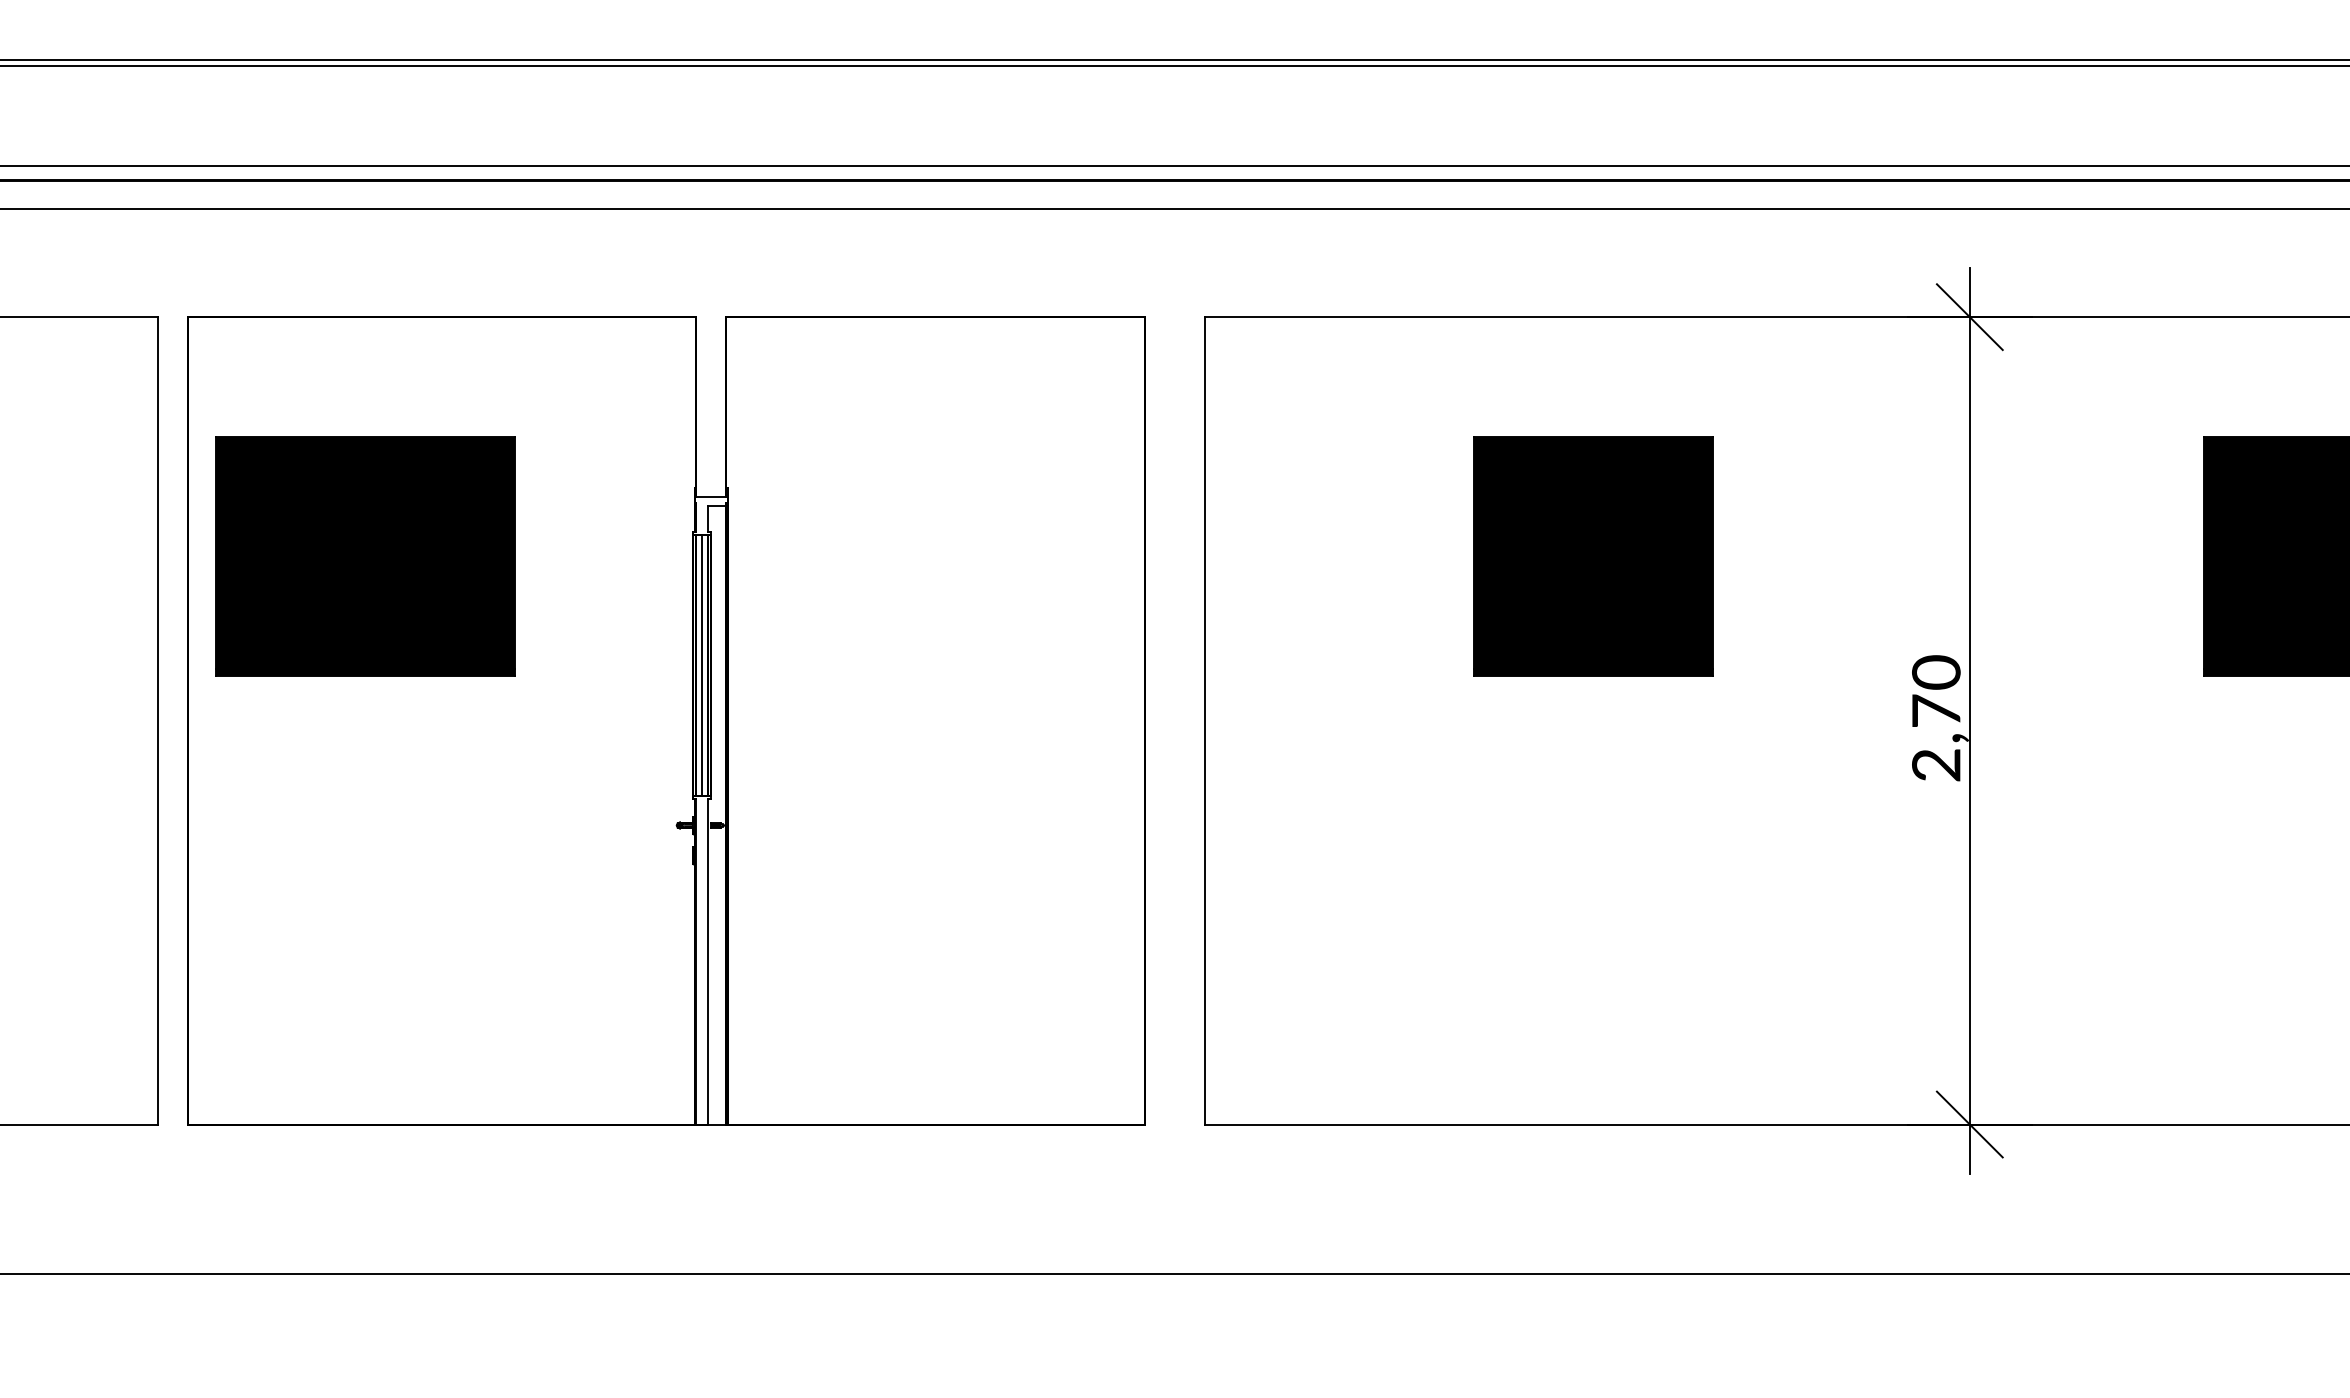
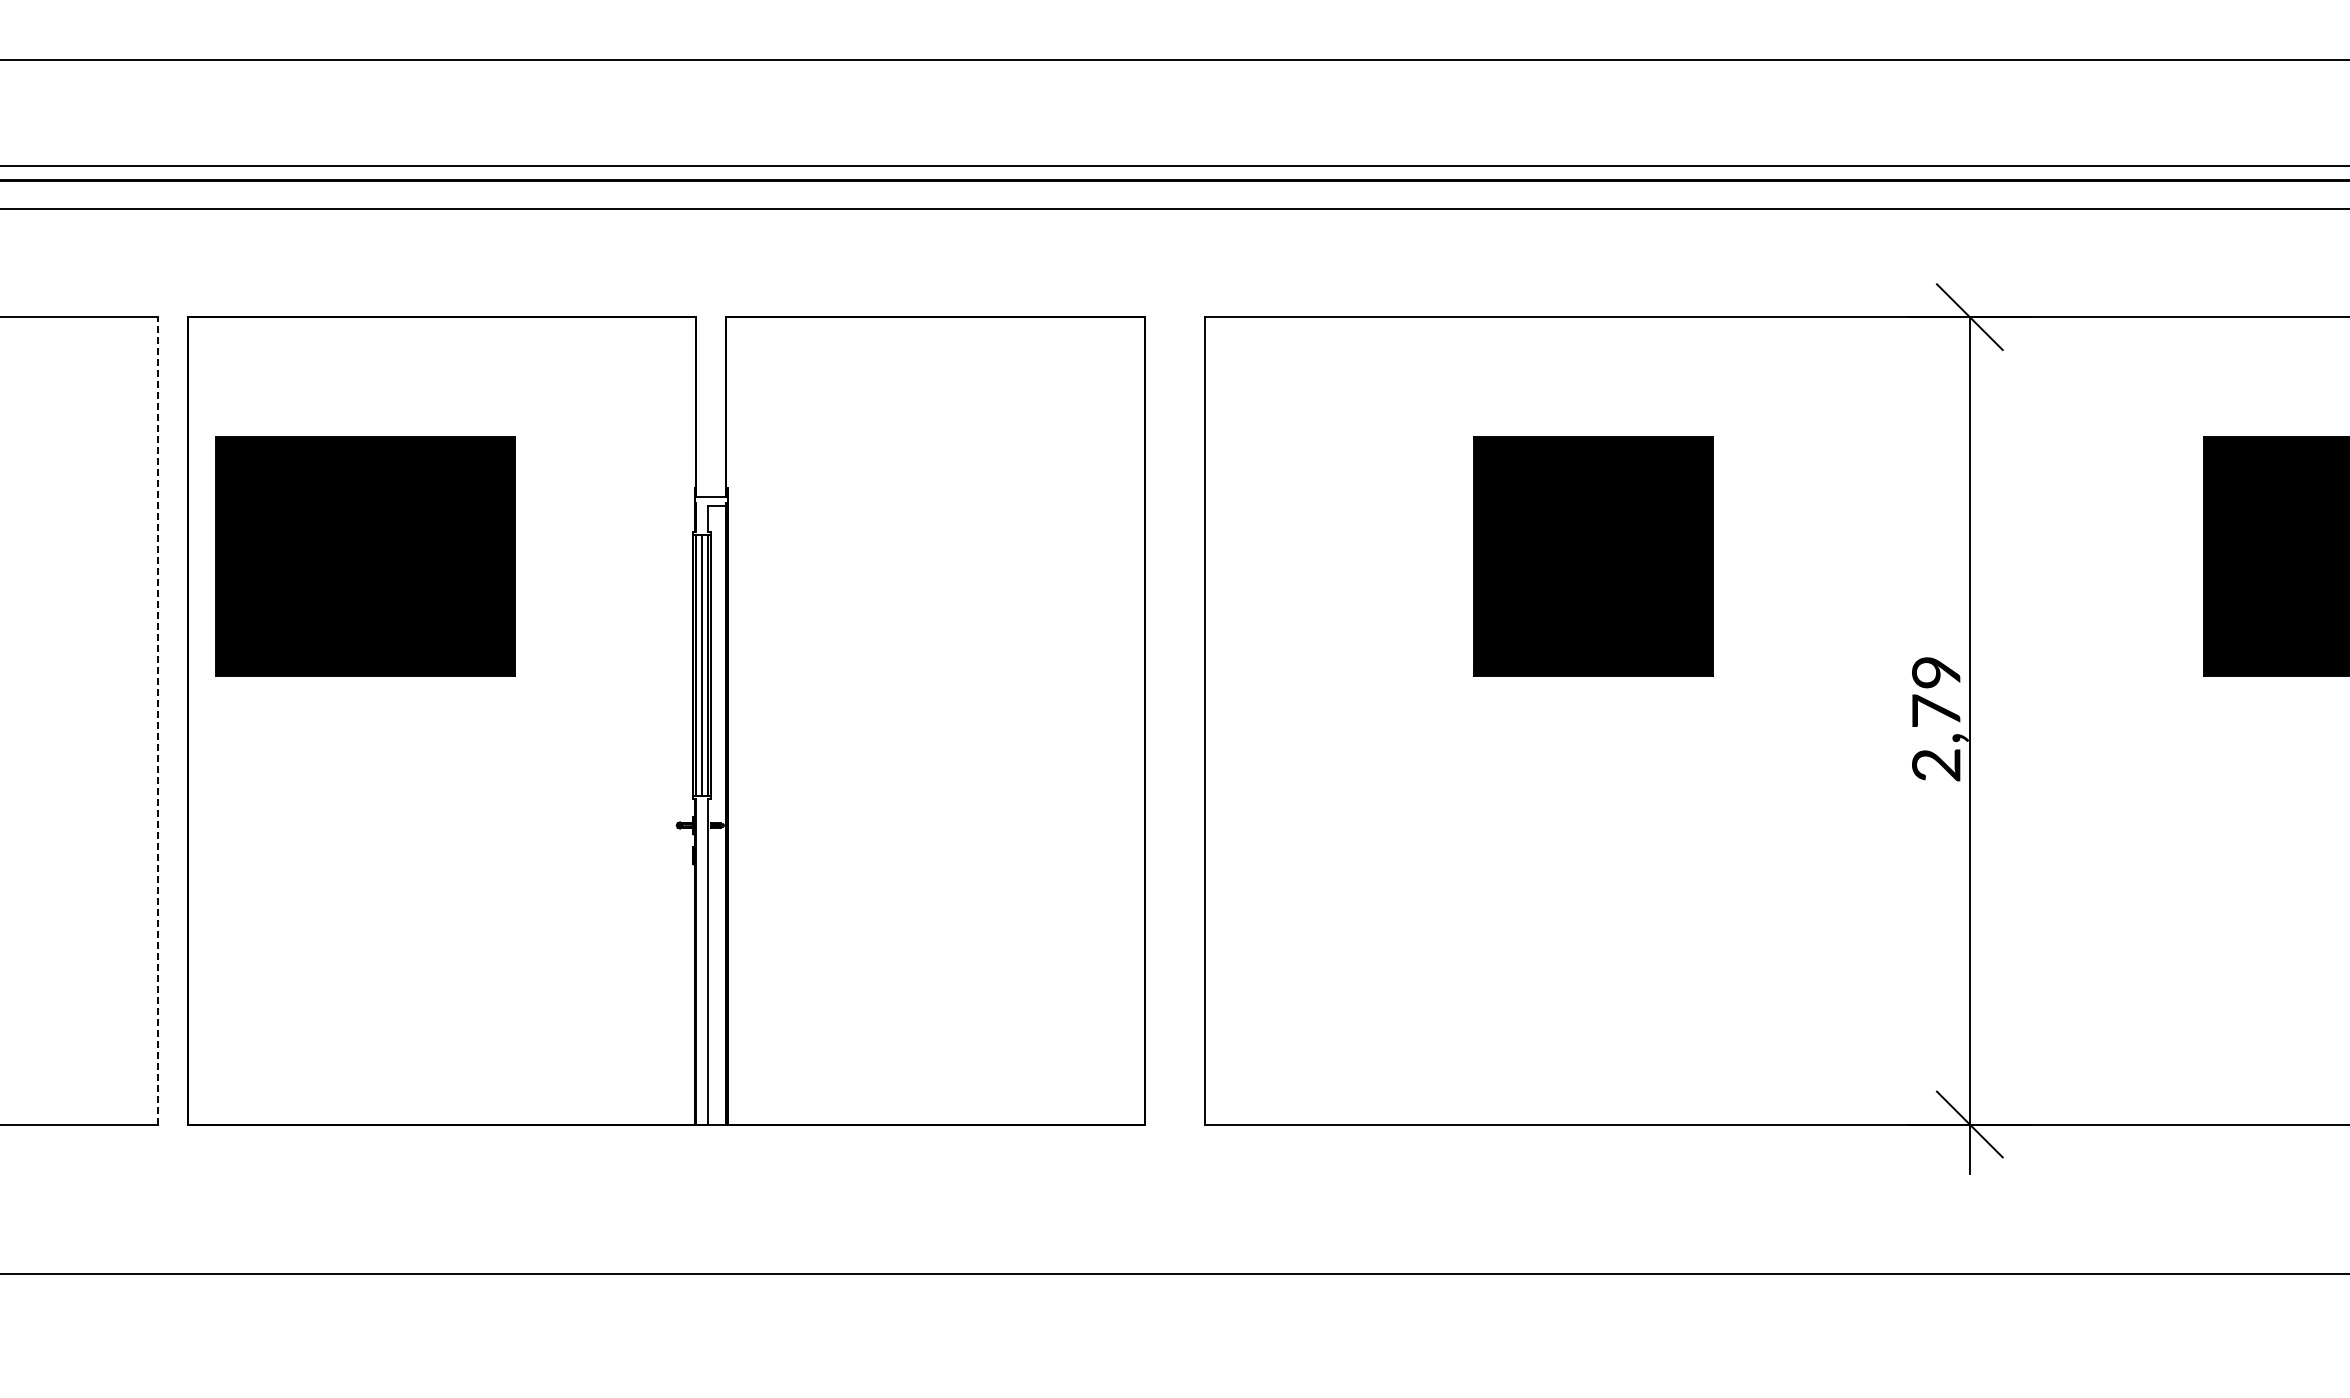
line: present -> none (1174, 65)
line: present -> none (1969, 292)
text: 2,70 -> 2,79 (1936, 672)
line: solid -> dashed (158, 720)
